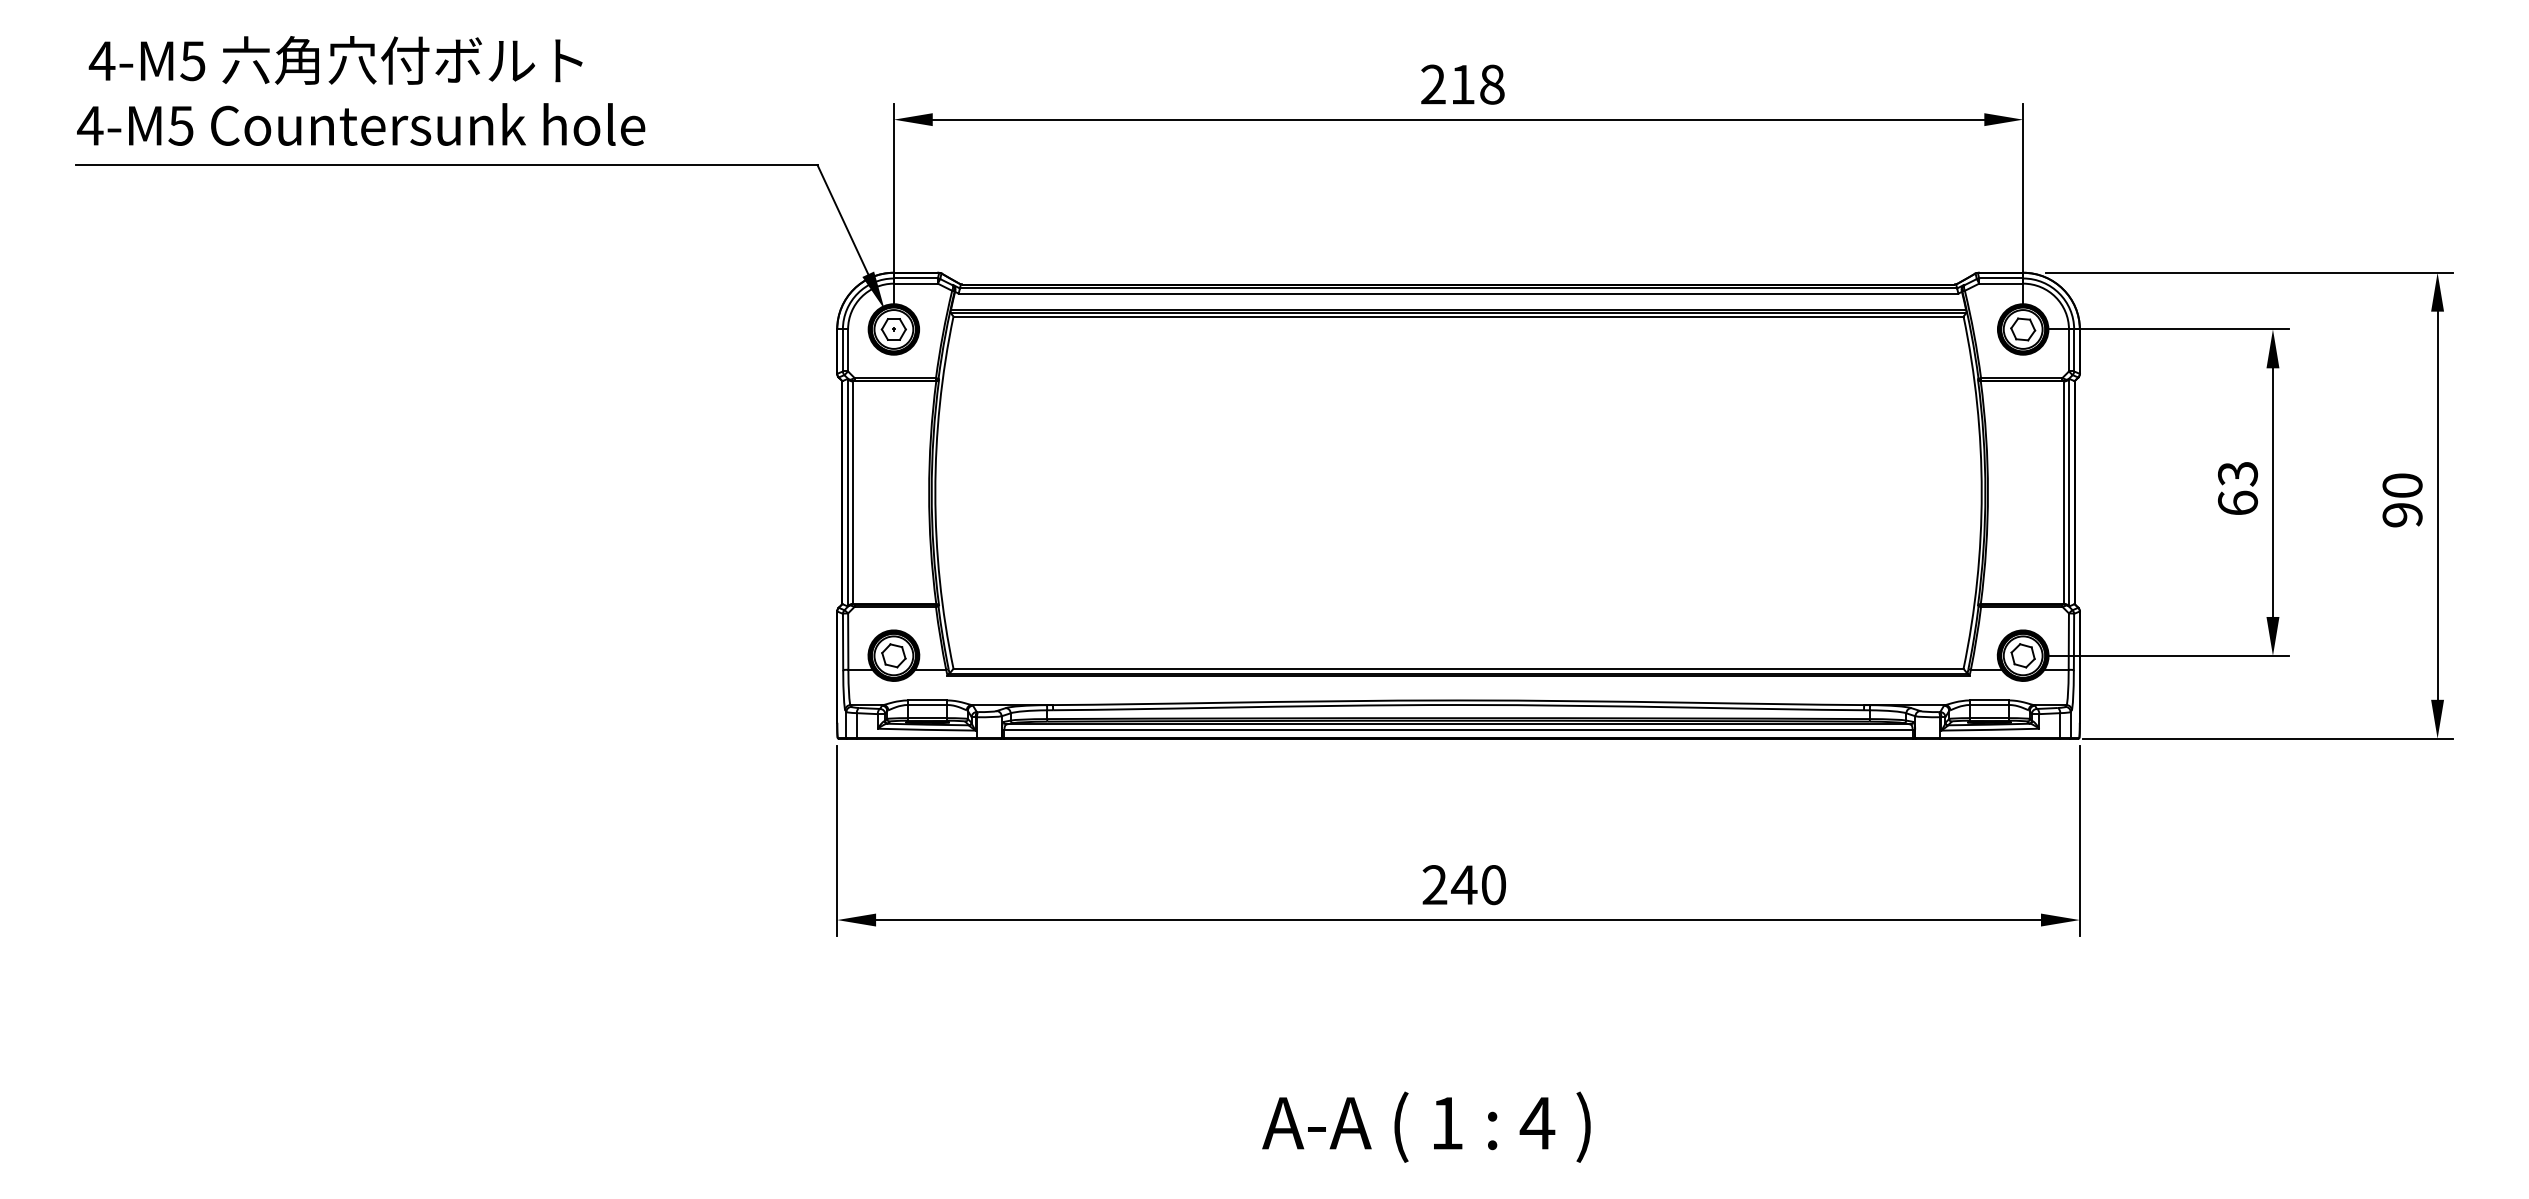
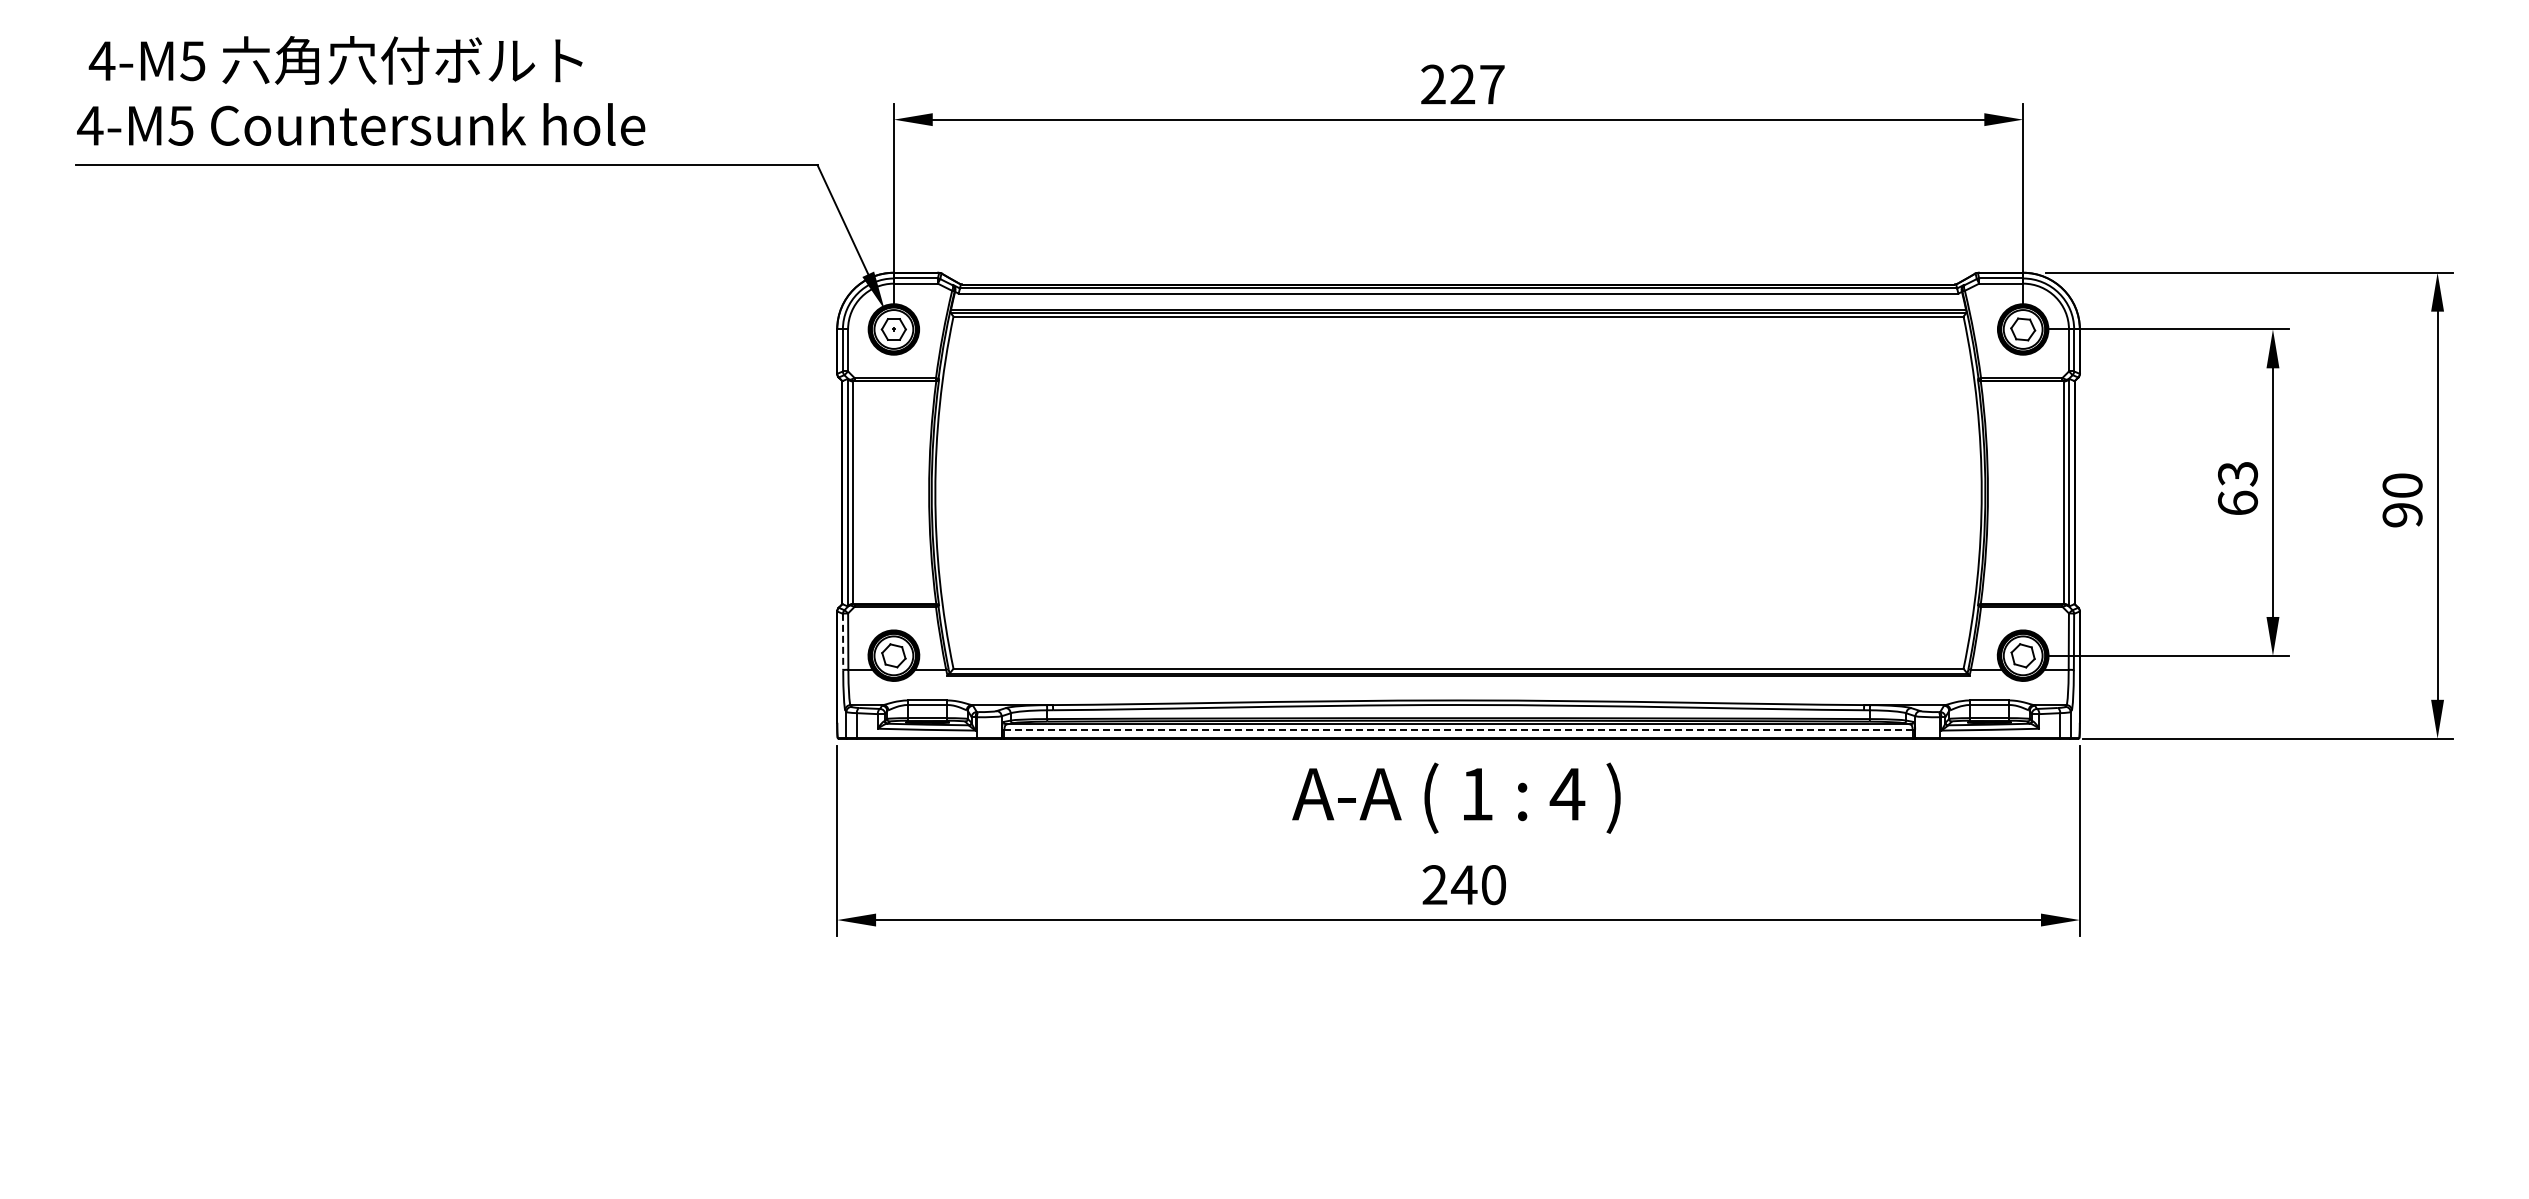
text: 218 -> 227 (1477, 84)
line: solid -> dashed (843, 642)
line: solid -> dashed (1459, 729)
text position: (1426, 1126) -> (1456, 797) (1456, 797)
